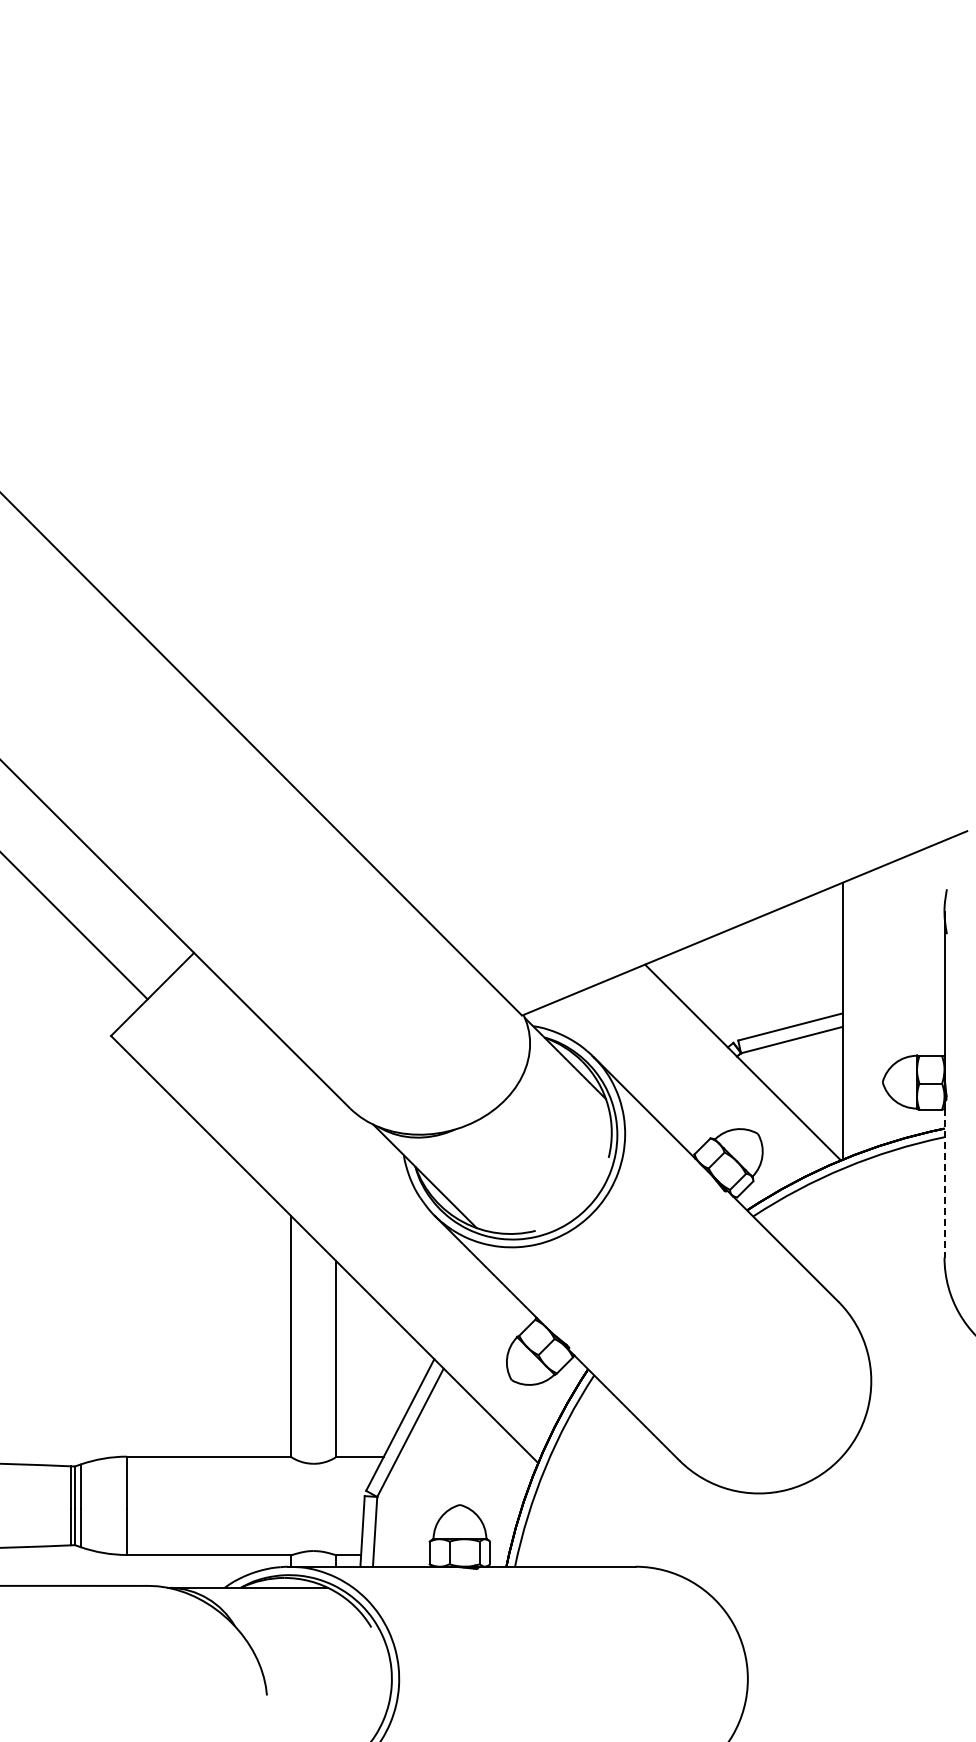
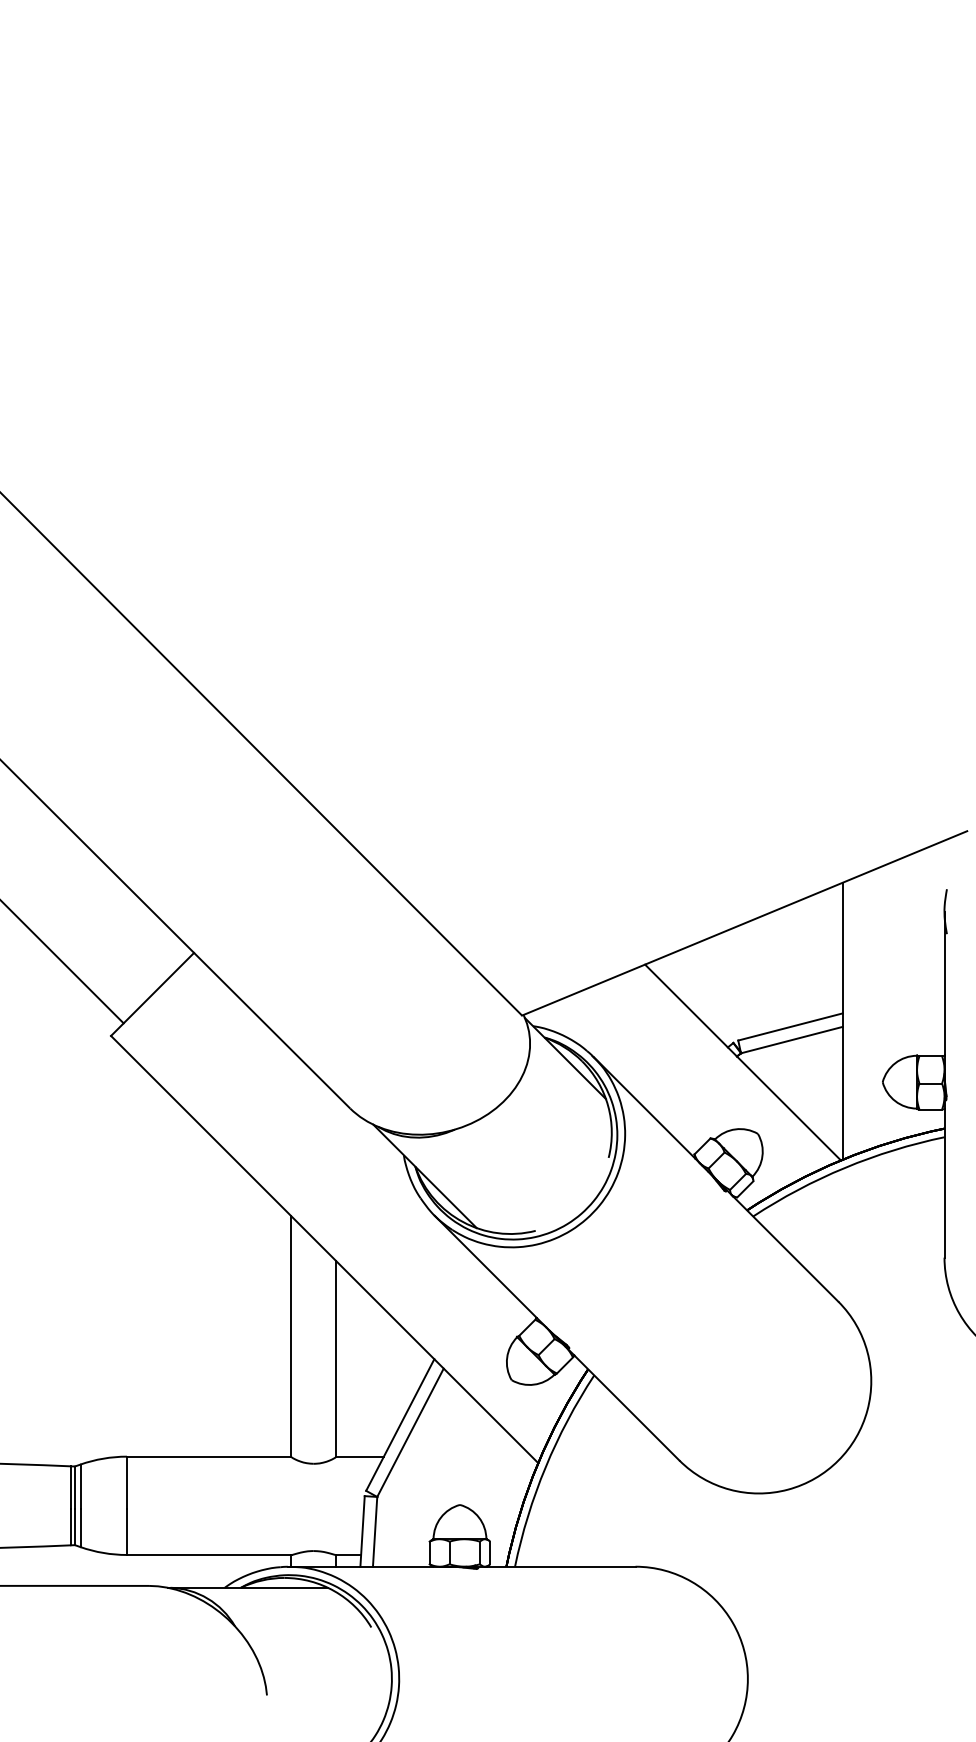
line position: (74, 926) -> (62, 962) (62, 962)
line: dashed -> solid (944, 1184)
